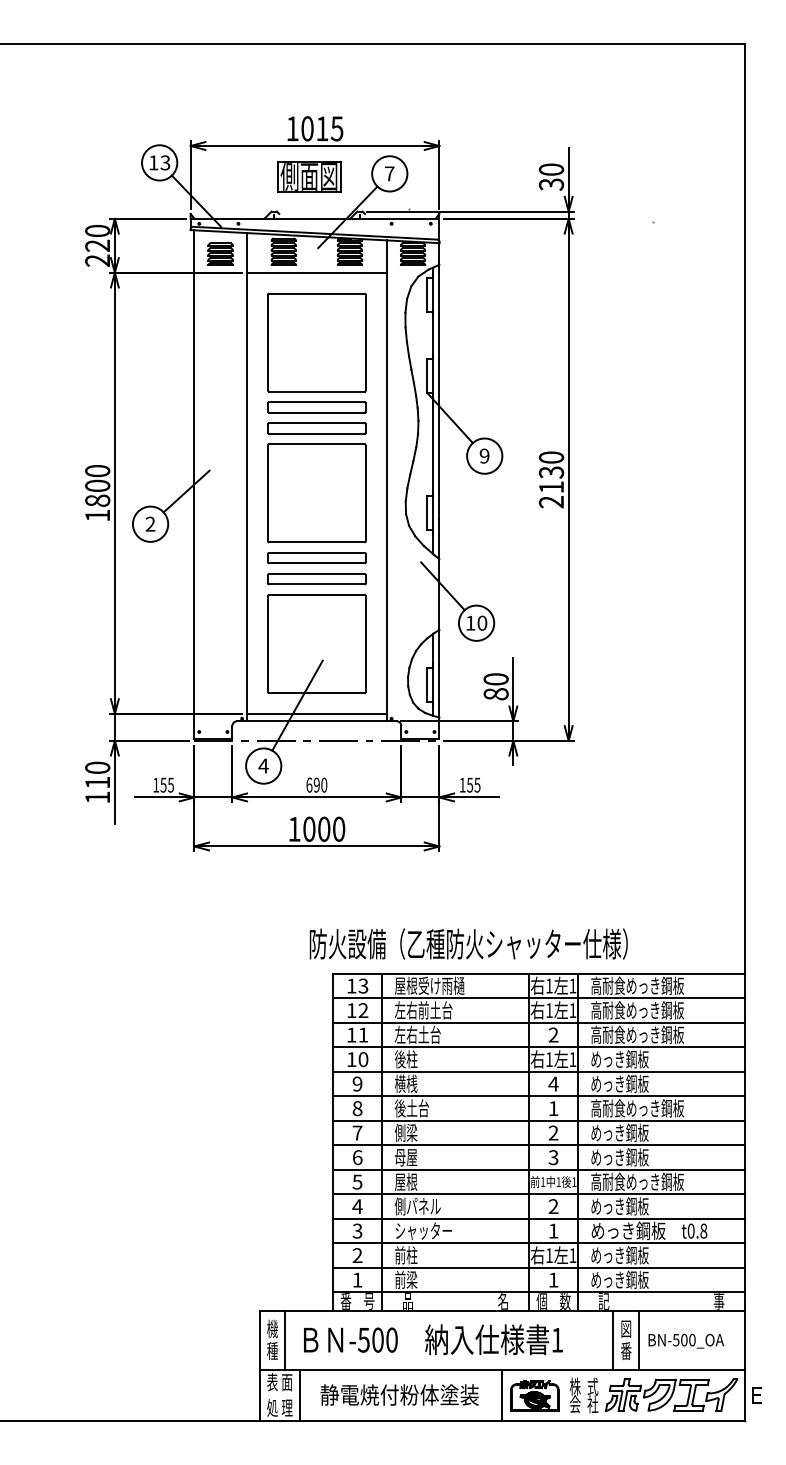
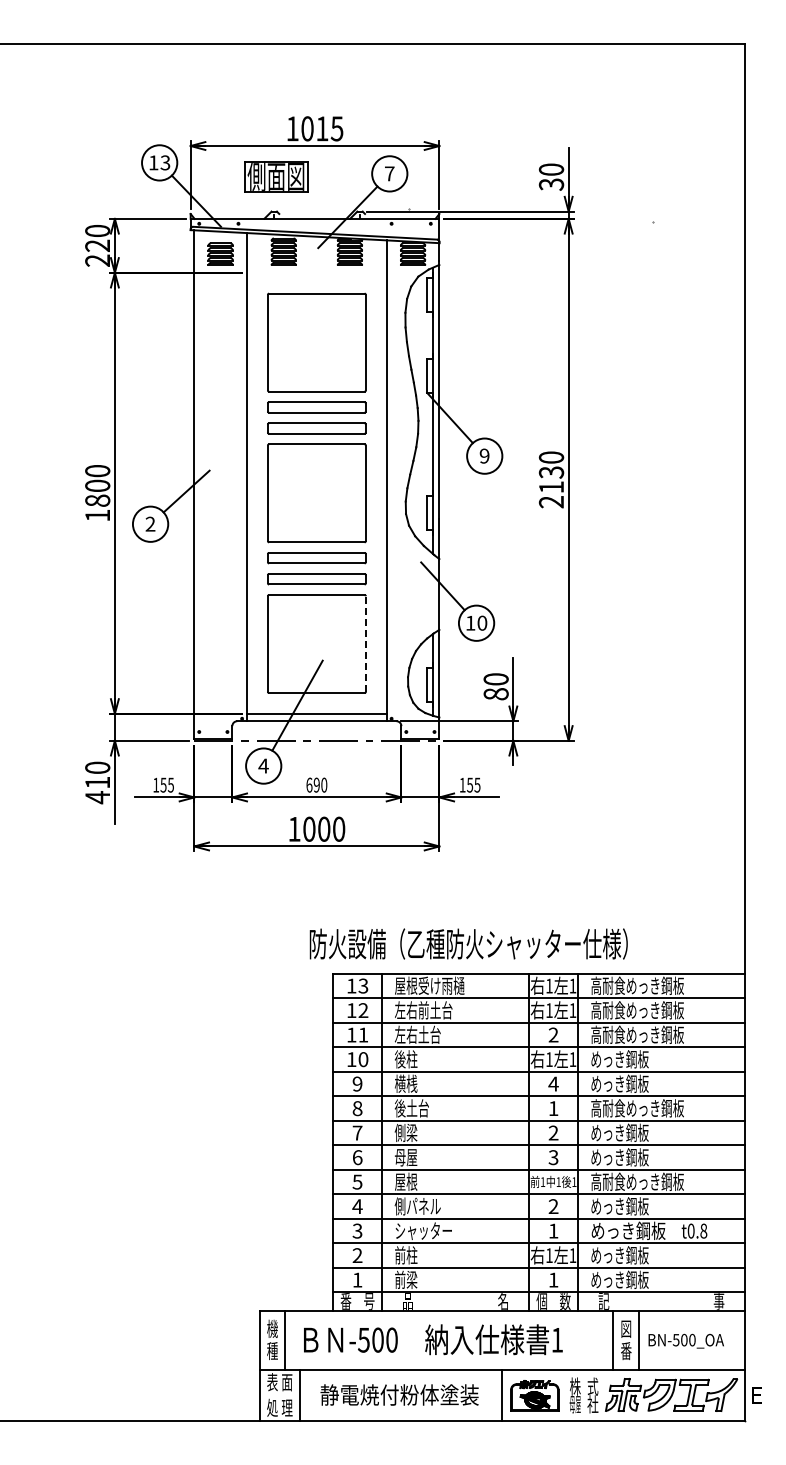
part position: (309, 176) -> (276, 176) (276, 176)
line: present -> none (316, 272)
line: solid -> dashed (365, 644)
text: 110 -> 410 (97, 797)
text: 会 -> 母屋 (574, 1404)
